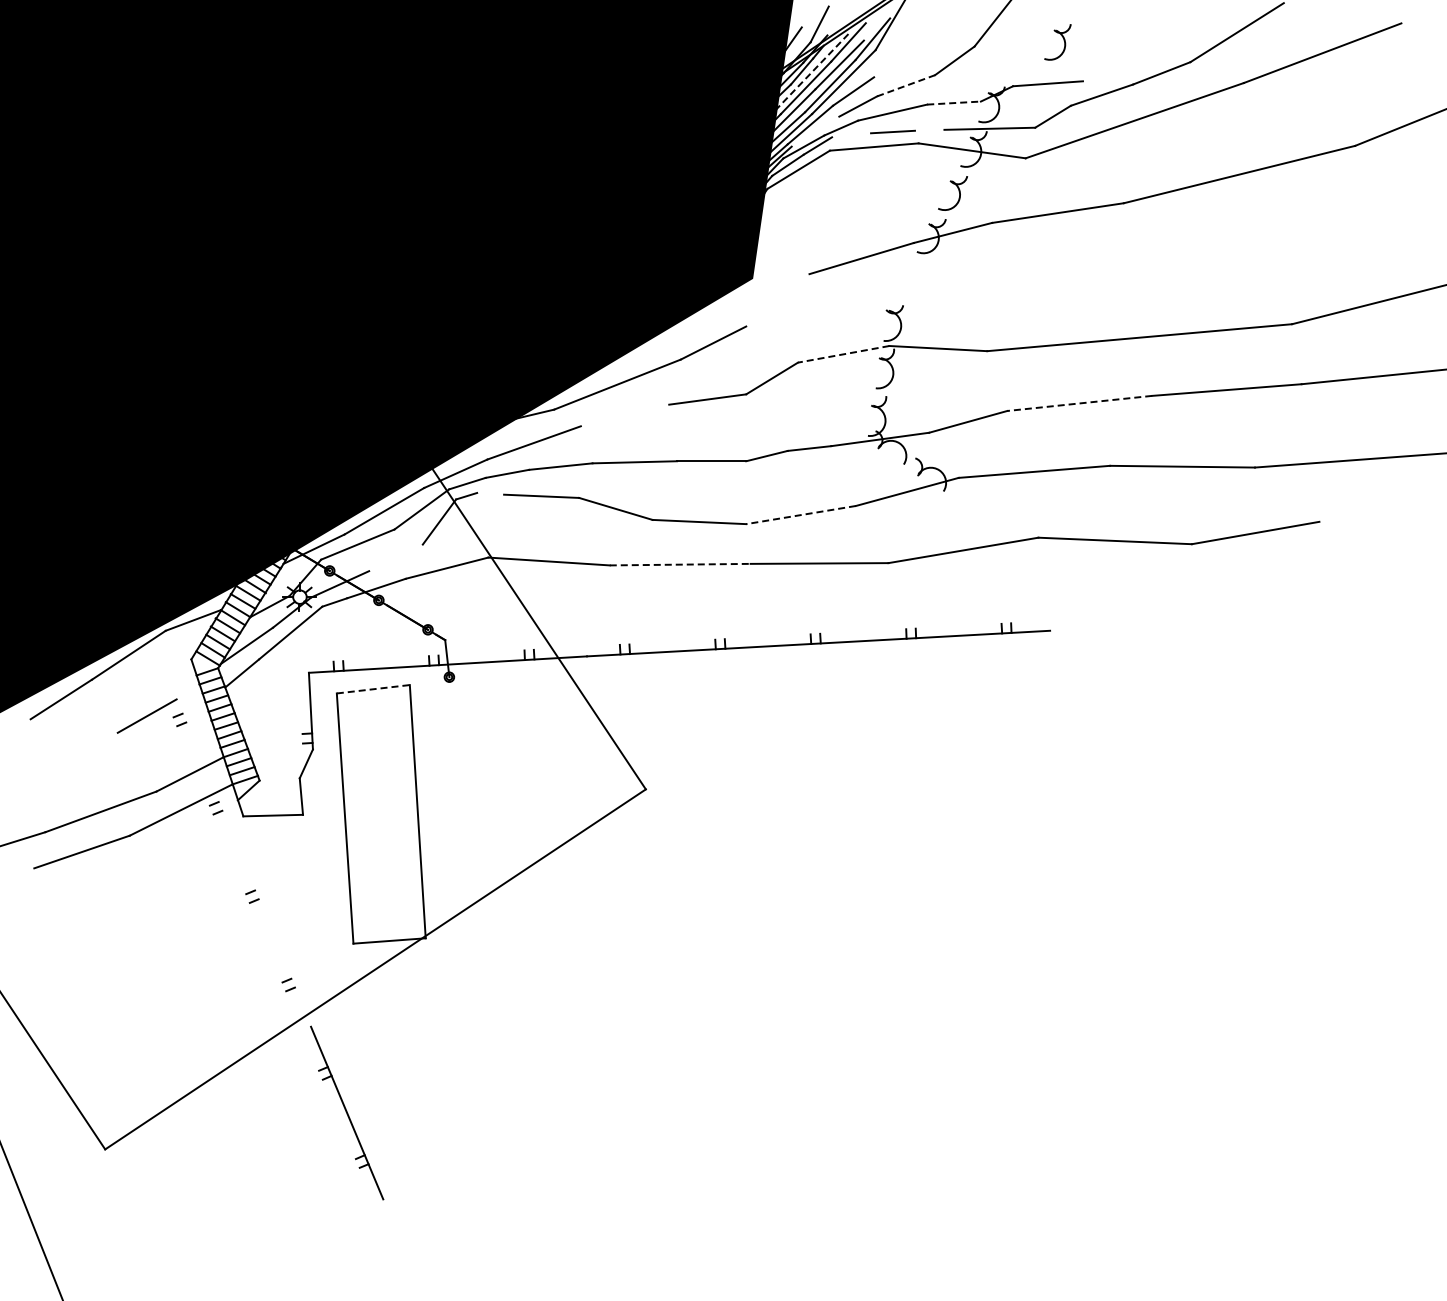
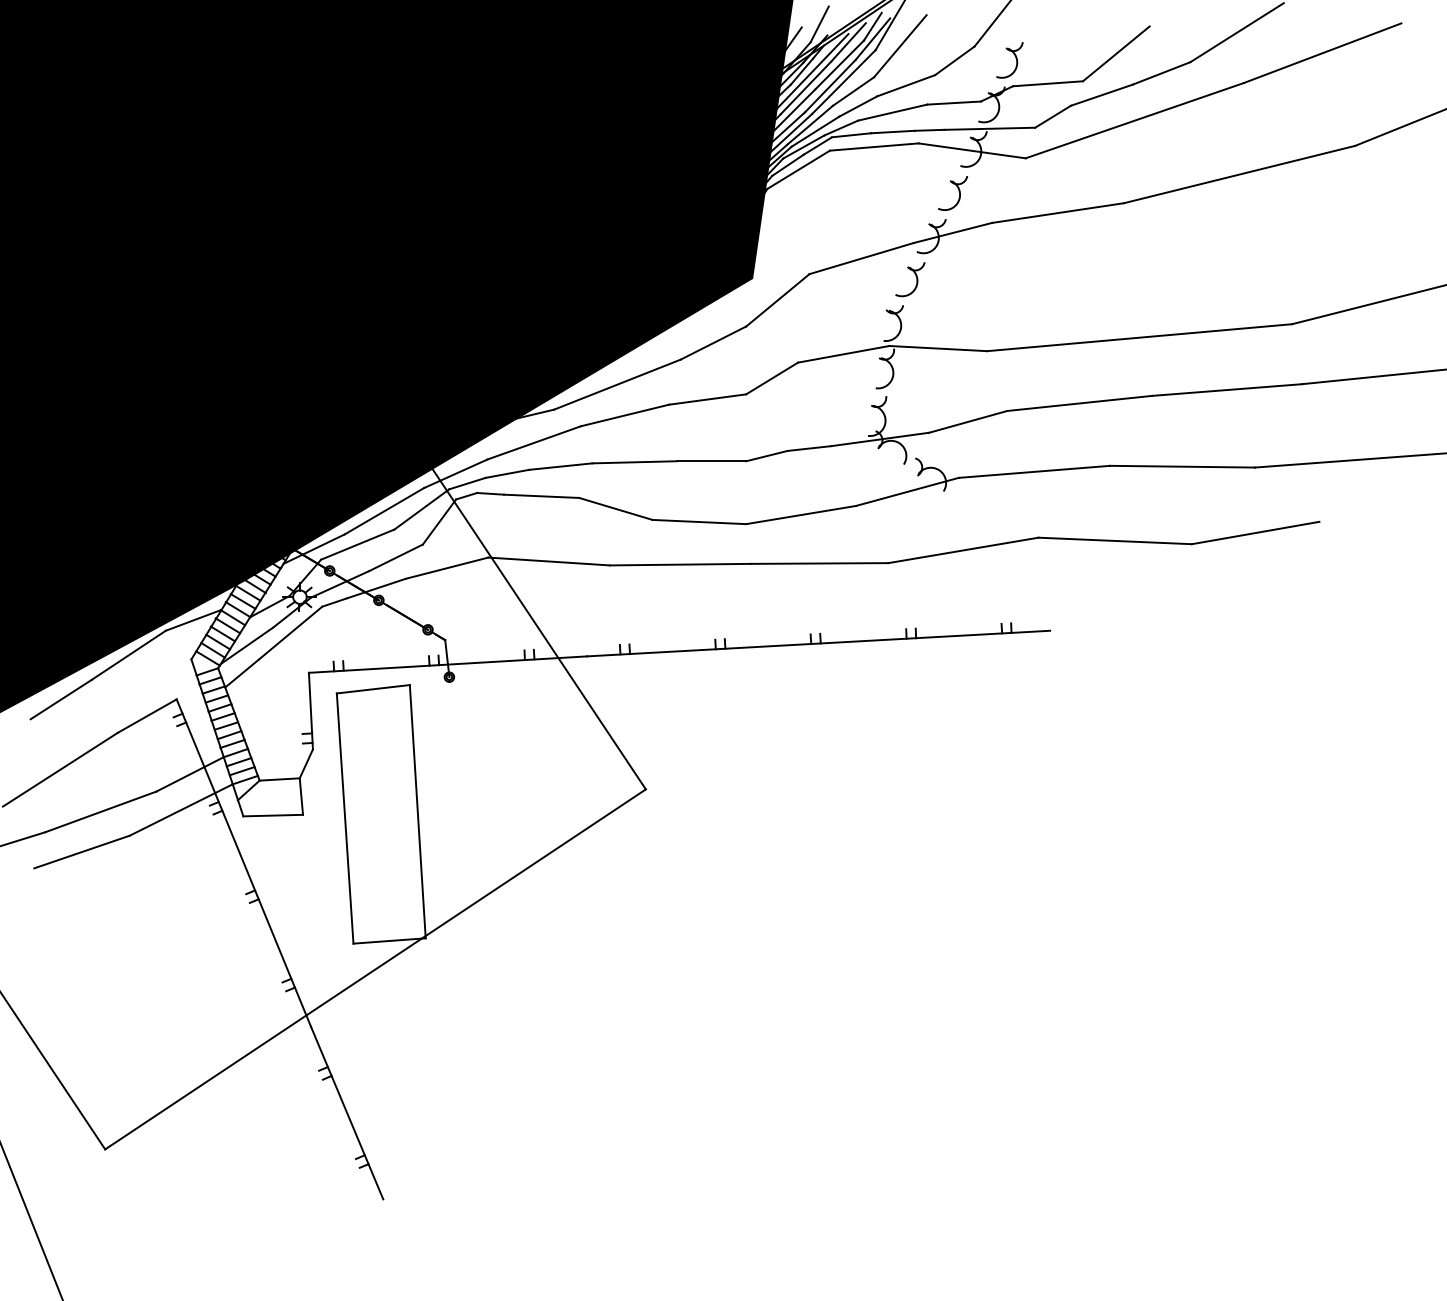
line: none -> present (872, 26)
part position: (1063, 40) -> (1015, 58) (1015, 58)
line: none -> present (900, 46)
line: none -> present (1115, 53)
line: dashed -> solid (811, 72)
line: dashed -> solid (906, 85)
line: dashed -> solid (954, 103)
line: none -> present (929, 129)
line: none -> present (815, 131)
line: none -> present (851, 135)
part: none -> present (910, 279)
line: none -> present (777, 300)
line: dashed -> solid (843, 354)
line: dashed -> solid (1079, 403)
line: none -> present (624, 415)
line: none -> present (490, 493)
line: dashed -> solid (801, 515)
line: none -> present (395, 557)
line: dashed -> solid (680, 564)
line: dashed -> solid (373, 689)
line: none -> present (59, 769)
line: none -> present (279, 779)
line: none -> present (243, 862)
